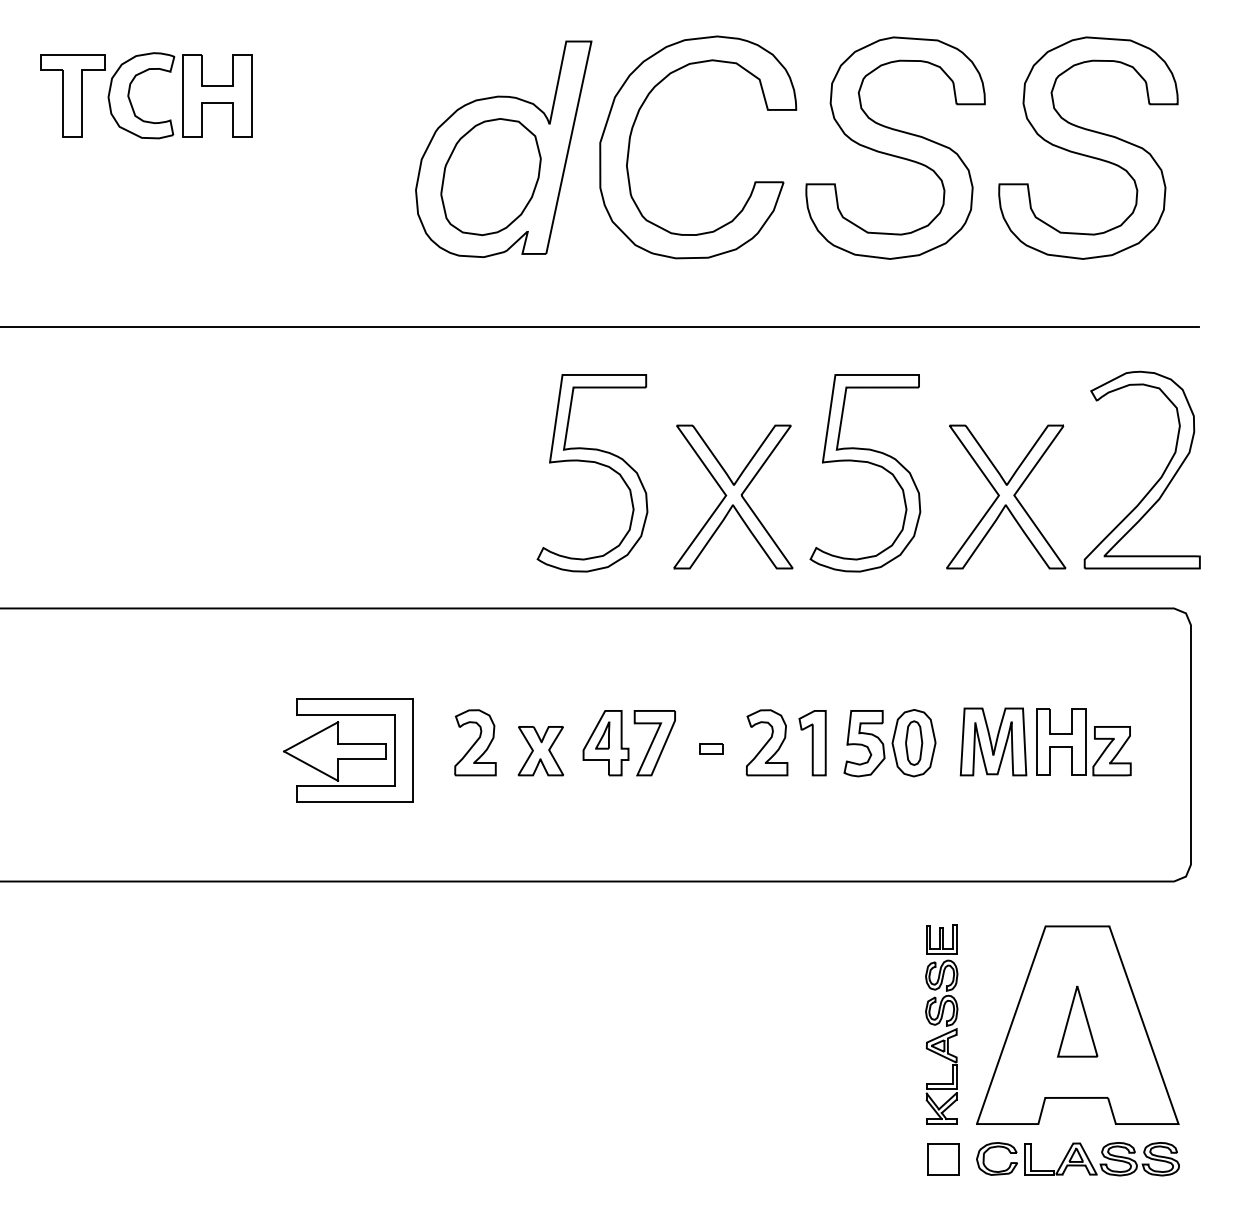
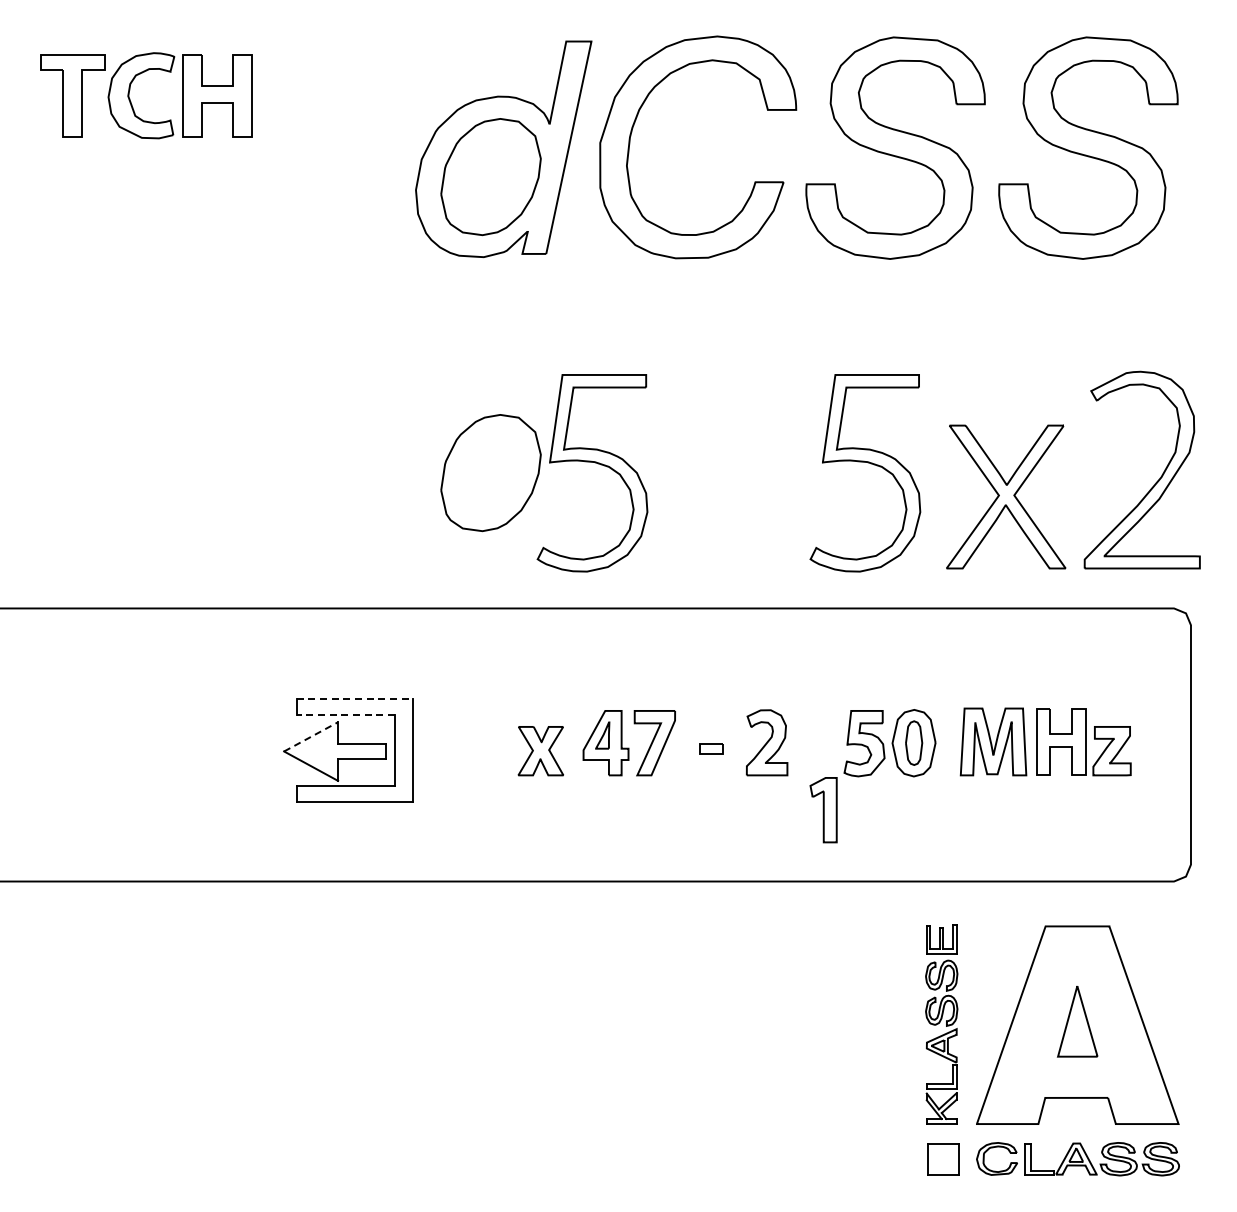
line: present -> none (600, 327)
part: none -> present (490, 473)
part: present -> none (733, 496)
line: solid -> dashed (355, 698)
line: solid -> dashed (345, 714)
line: solid -> dashed (311, 736)
part: present -> none (475, 742)
part position: (812, 743) -> (823, 810) (823, 810)
